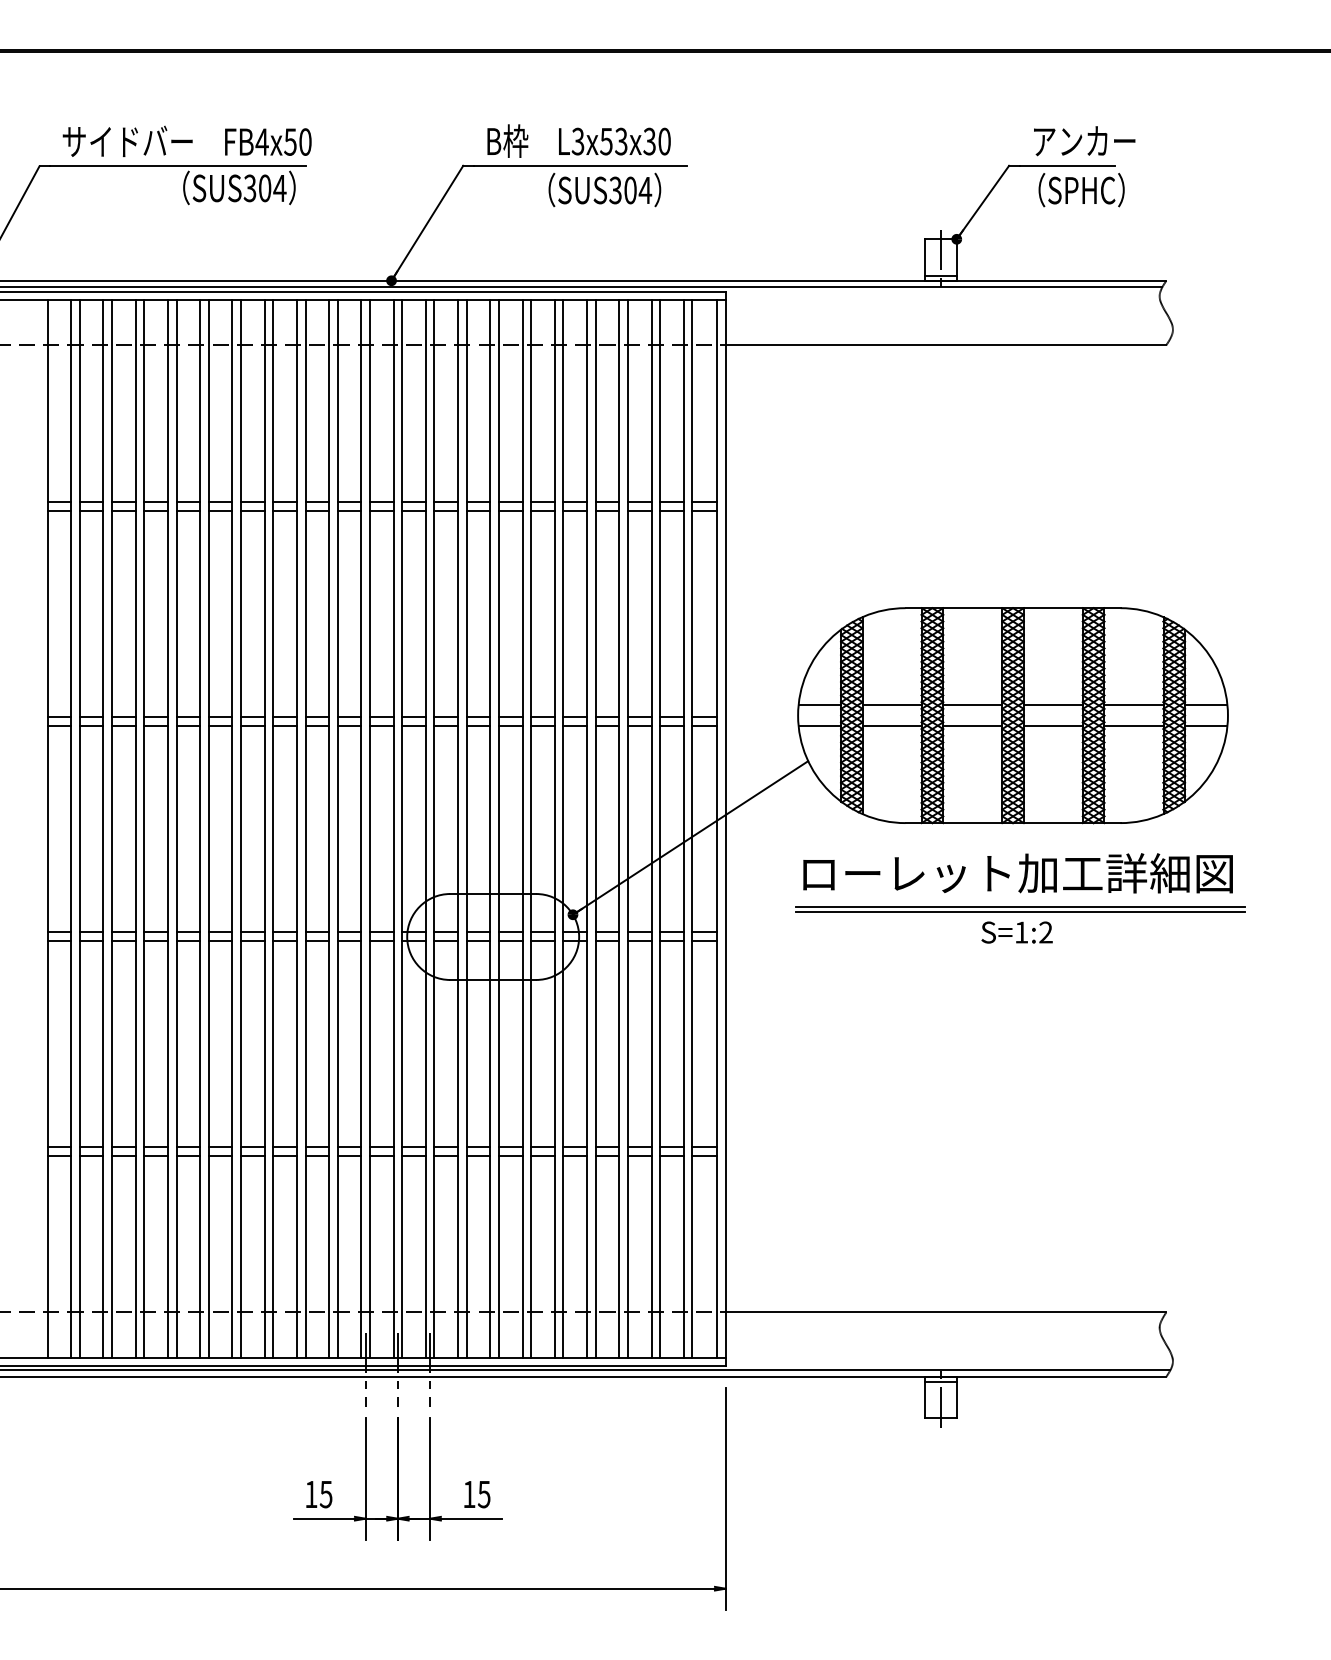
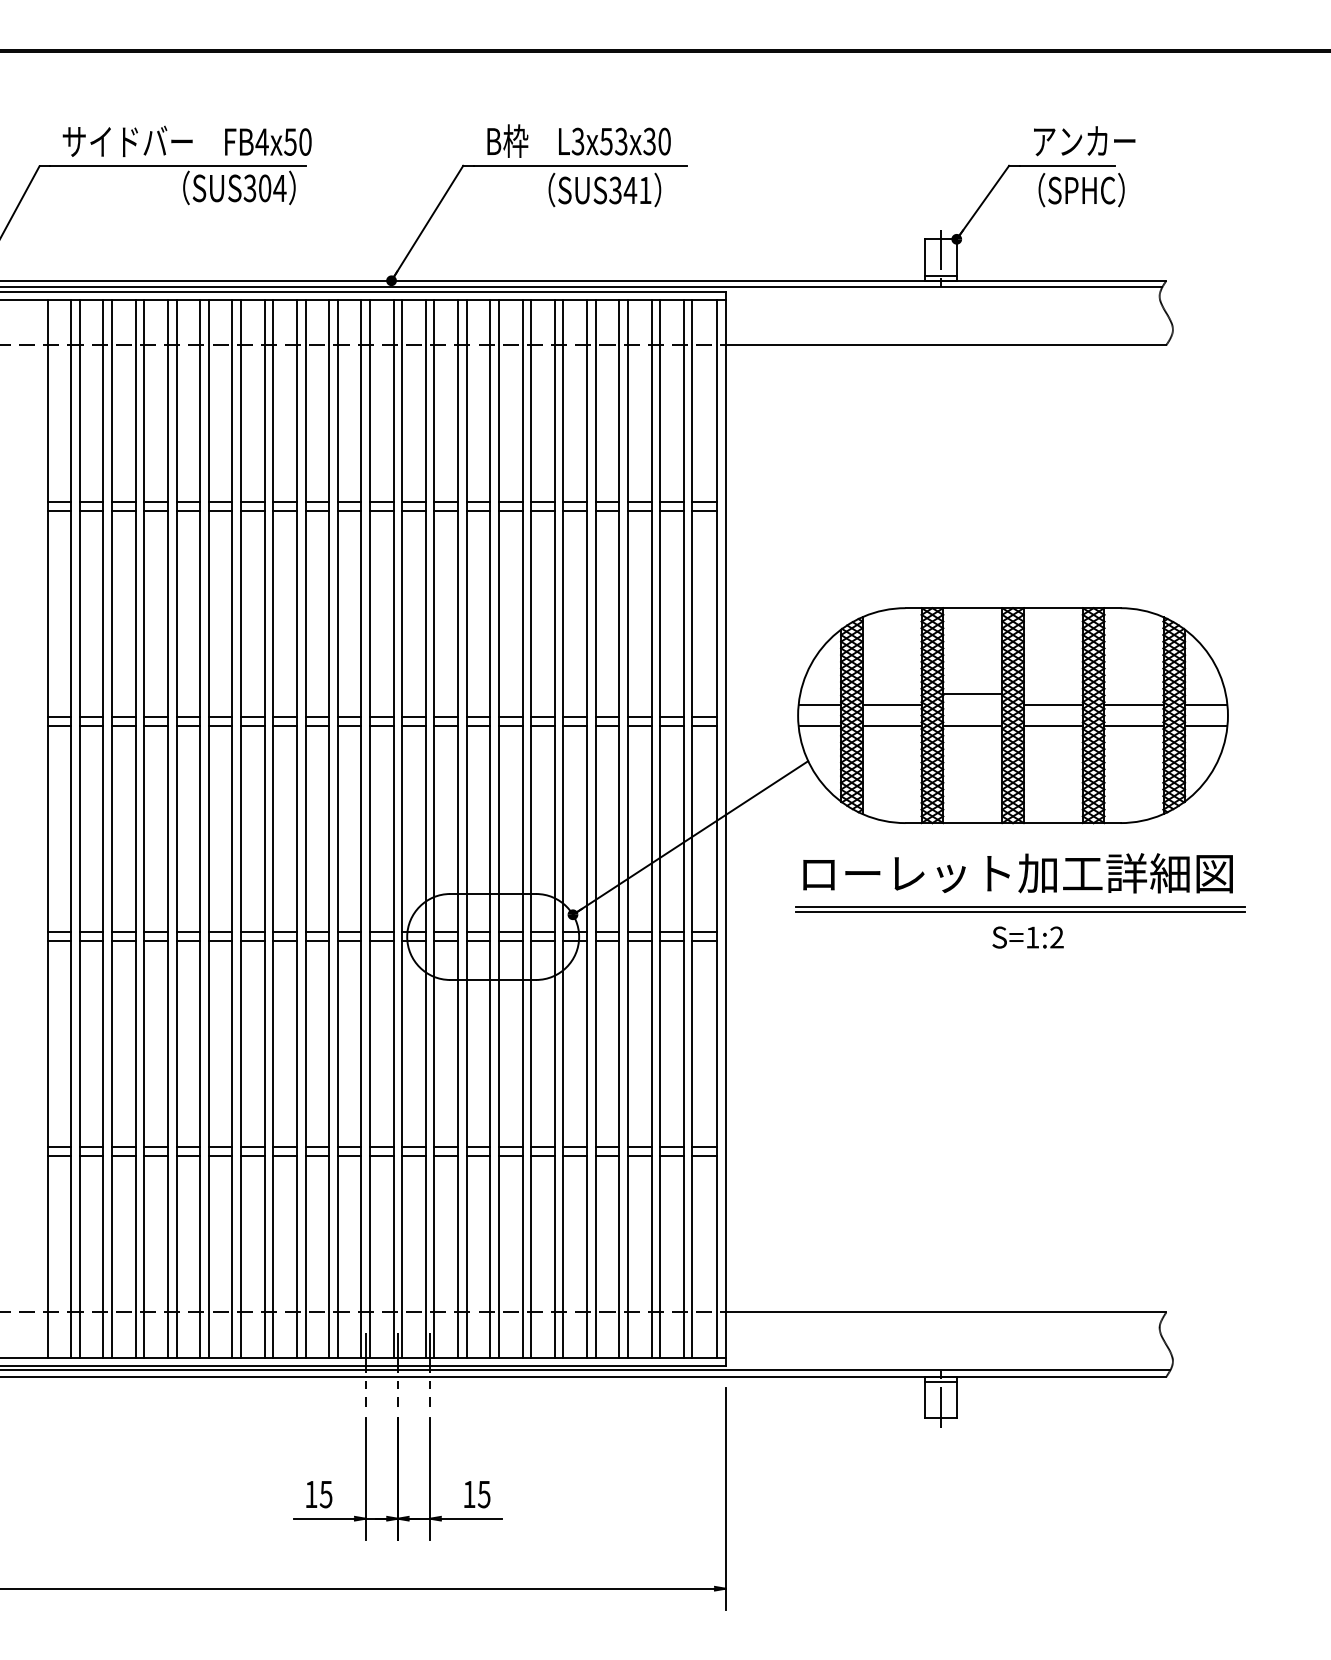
text: SUS304 -> SUS341 (637, 190)
line position: (972, 704) -> (972, 693) (972, 693)
text position: (1016, 932) -> (1027, 937) (1027, 937)
